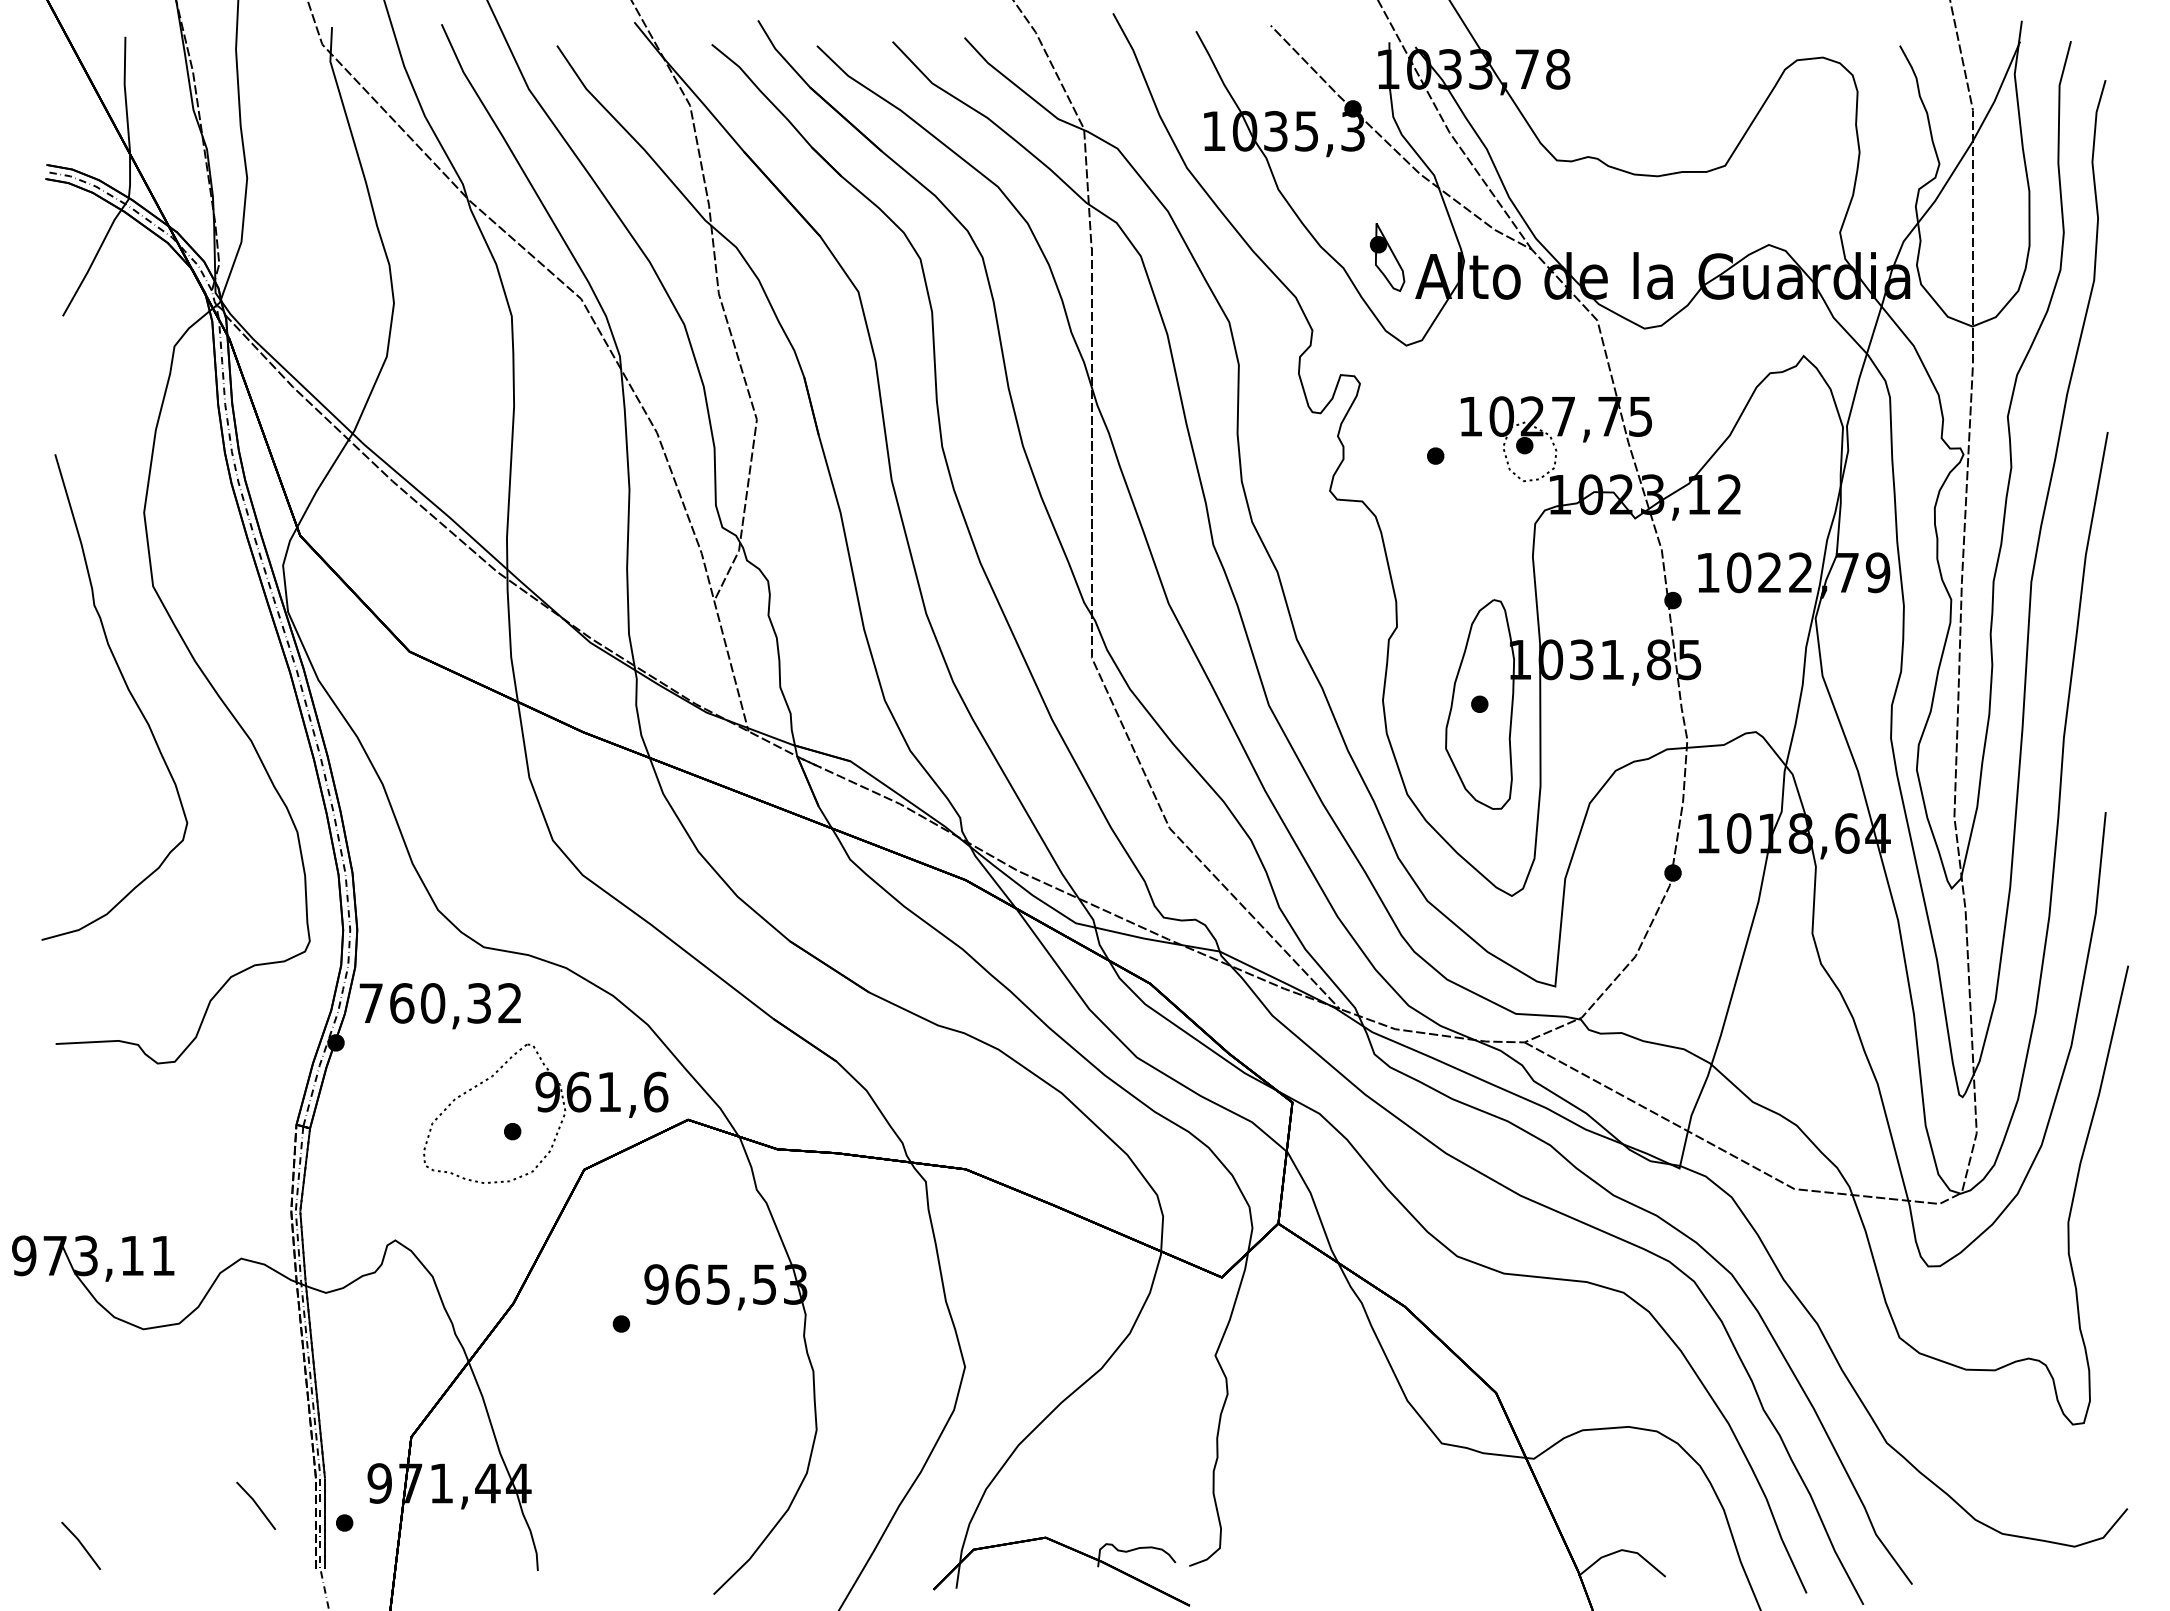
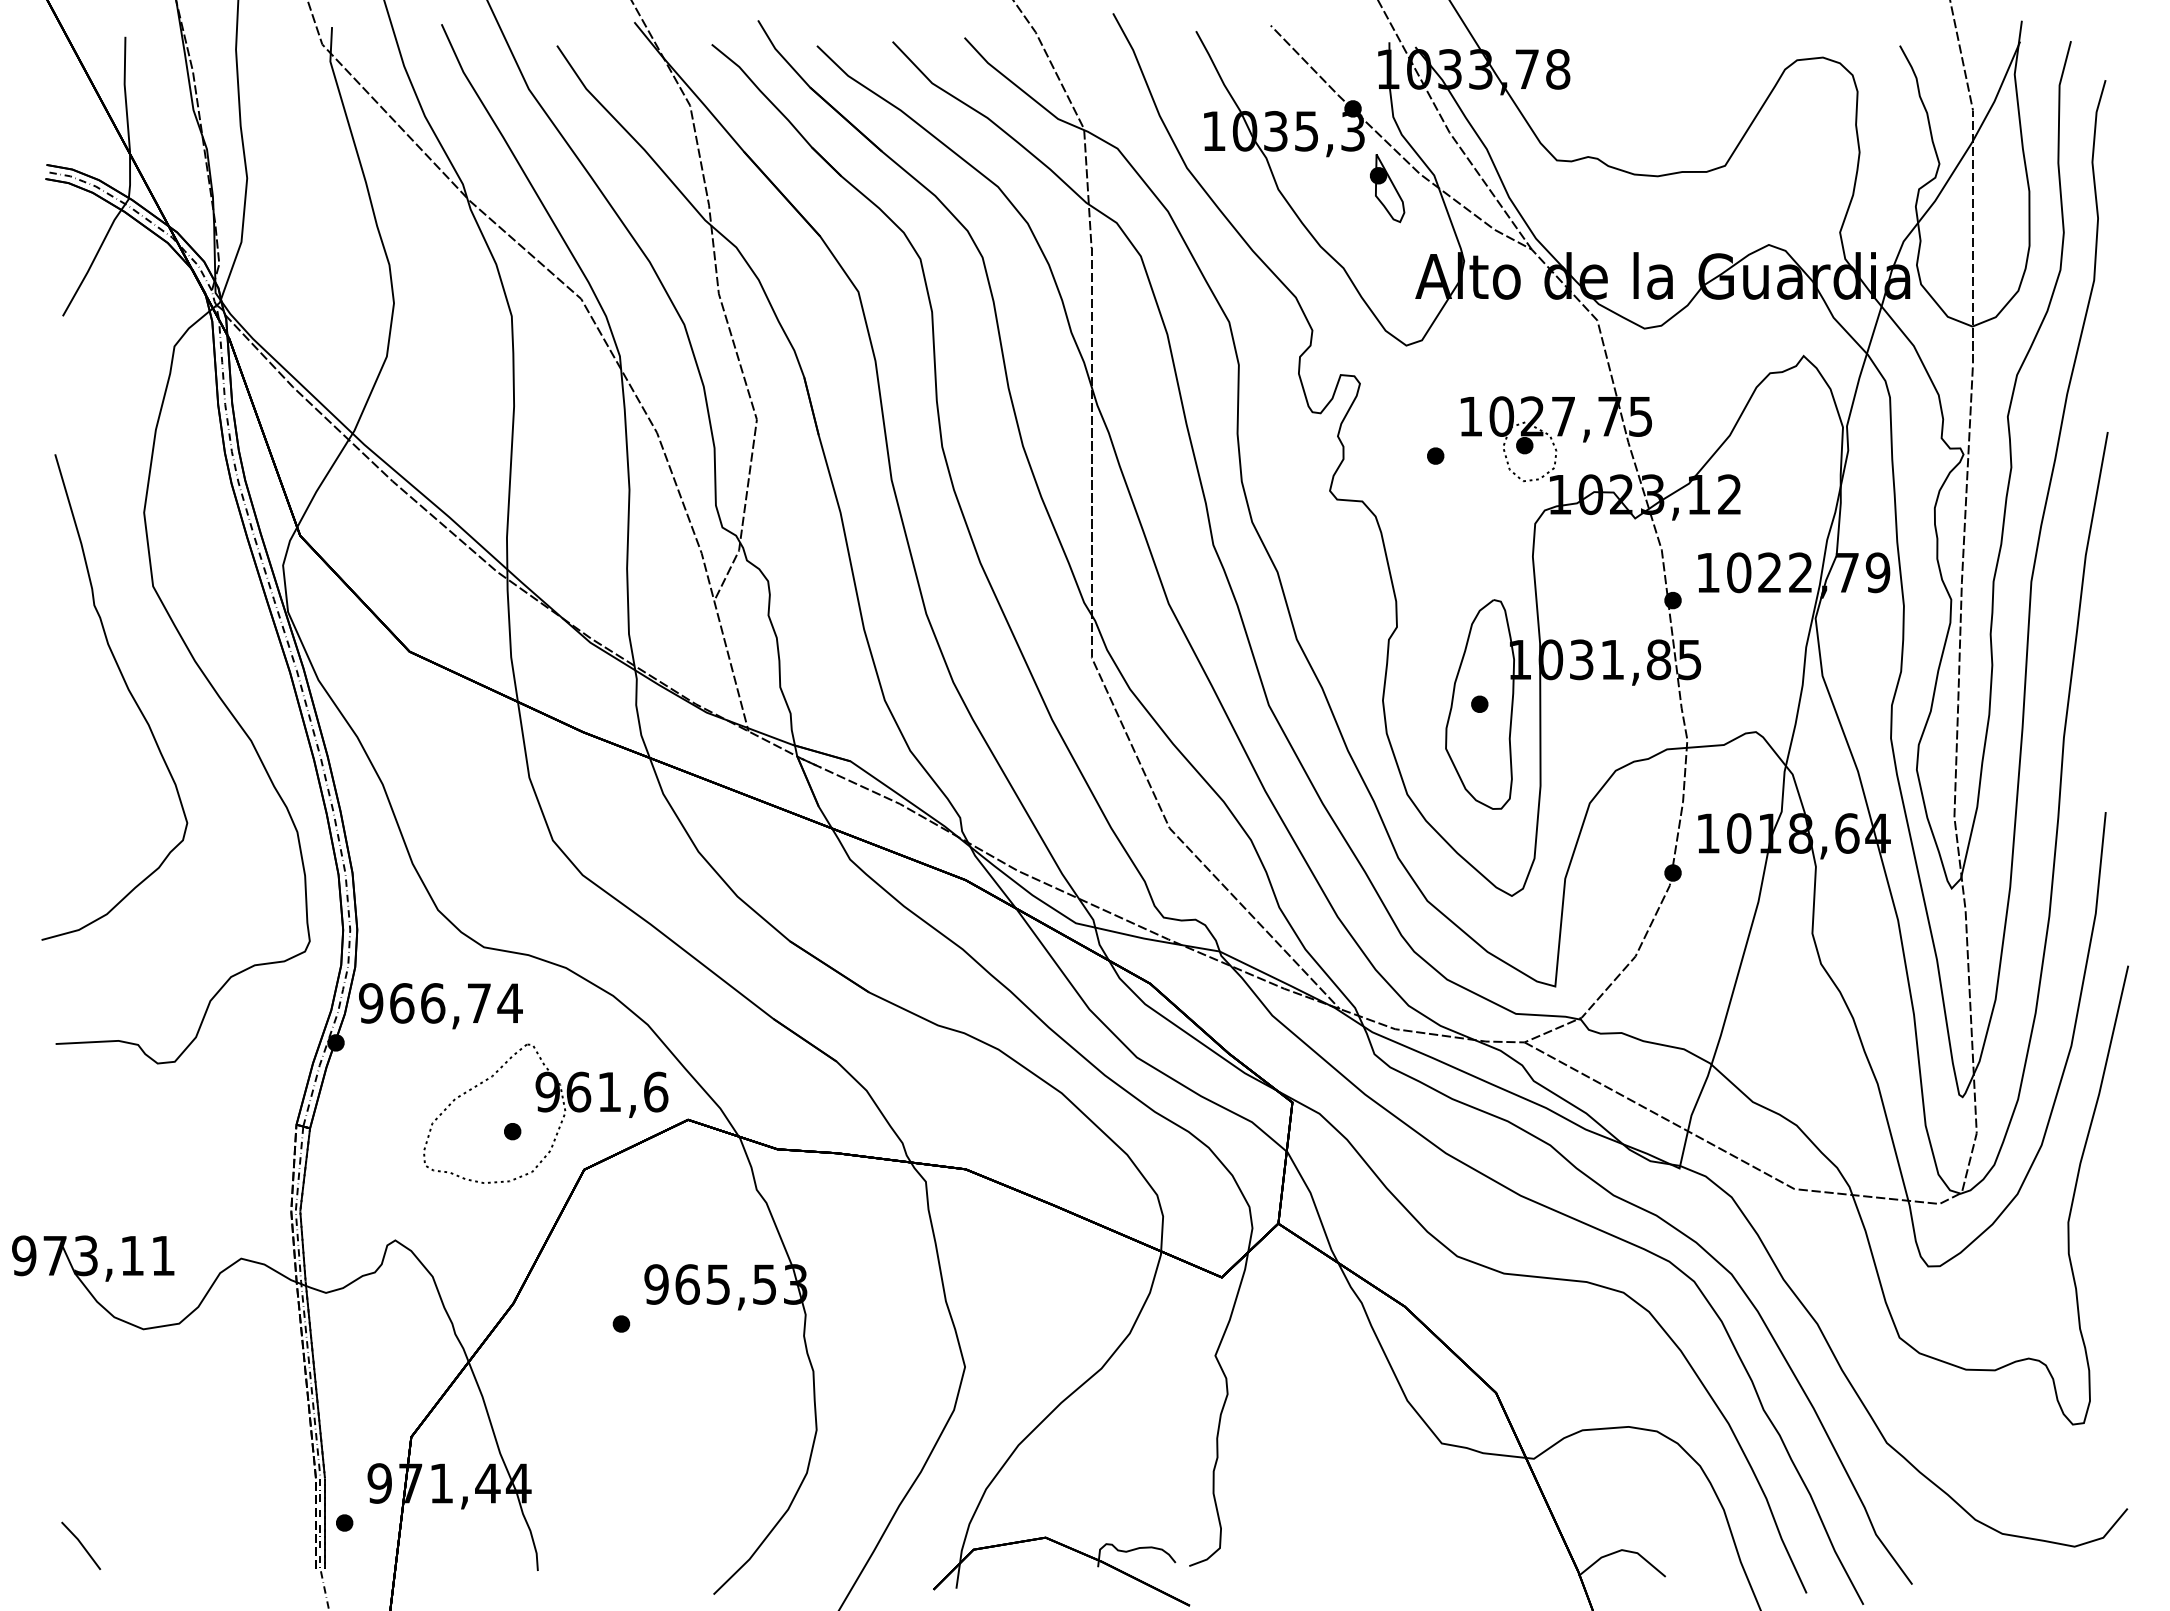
part position: (1387, 257) -> (1387, 188) (1387, 188)
text: 760,32 -> 966,74 (440, 1003)
line: present -> none (256, 1505)
